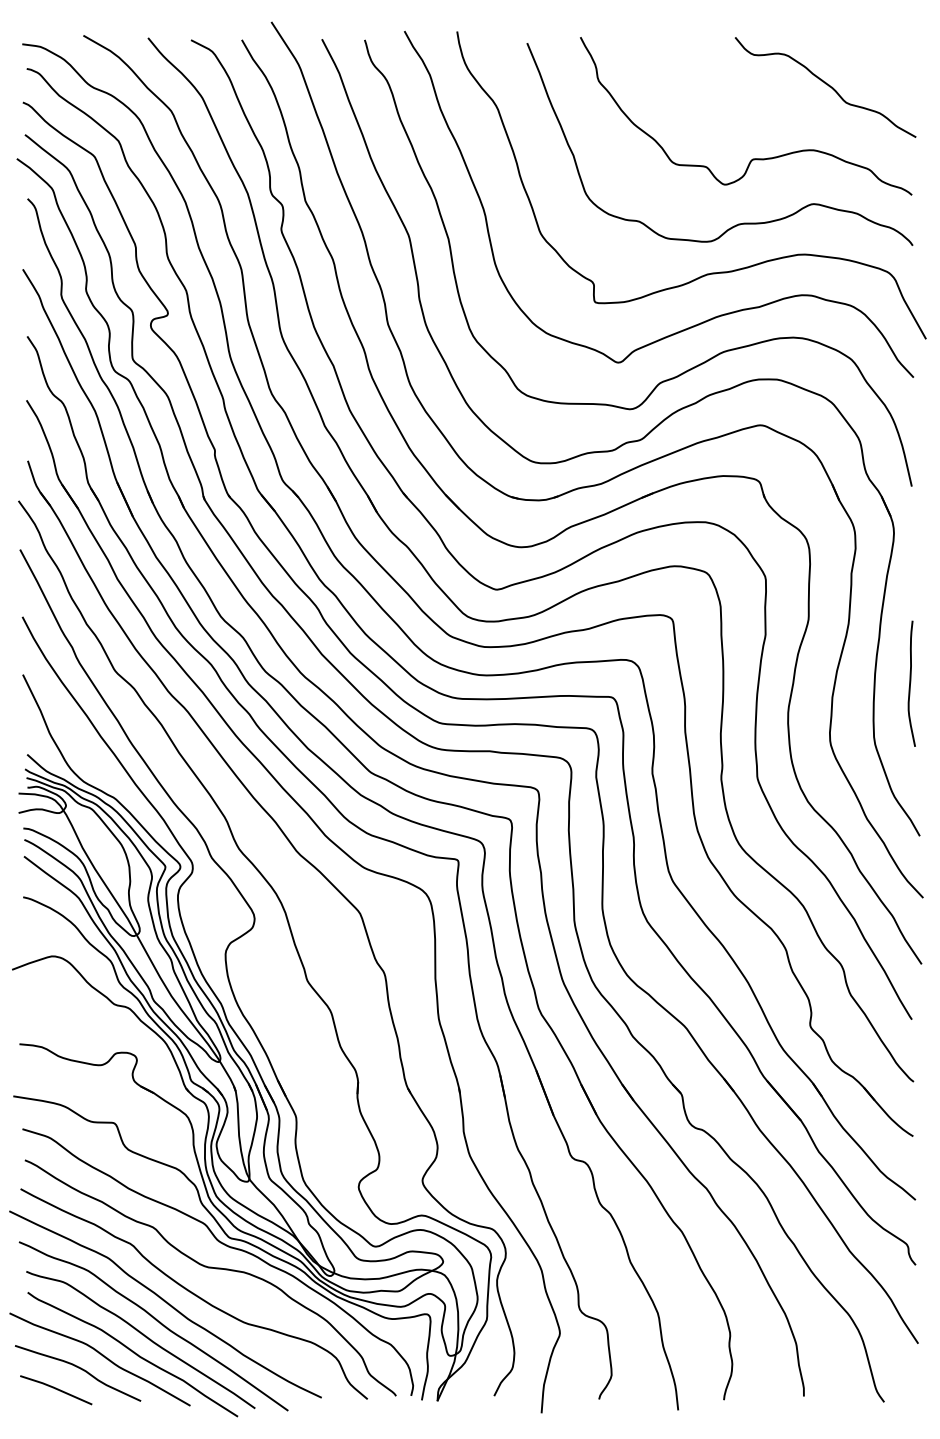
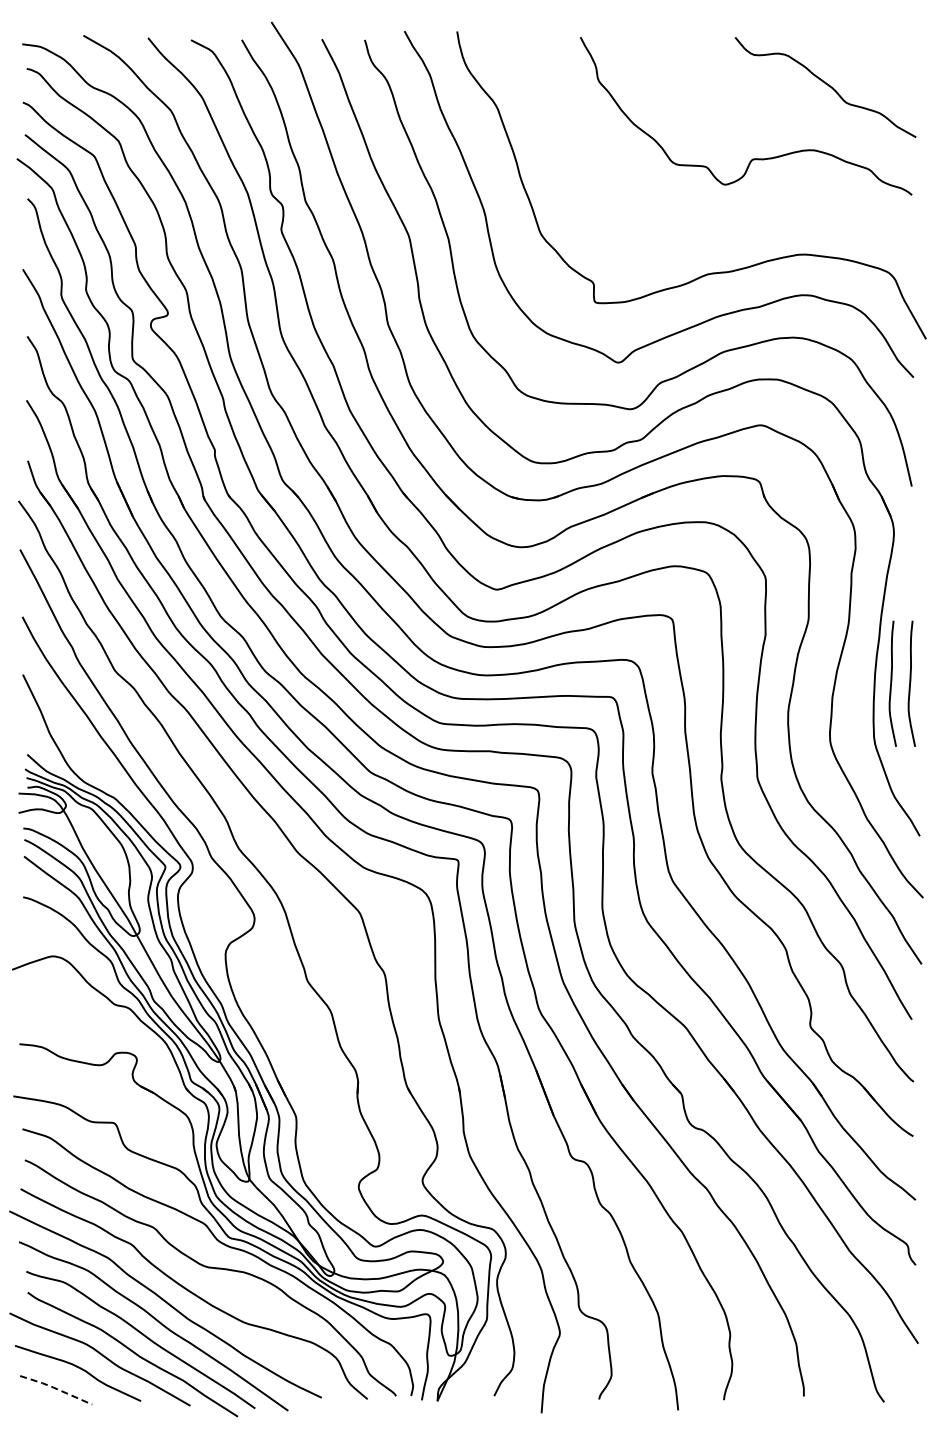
curve: present -> none (738, 223)
curve: none -> present (892, 682)
line: solid -> dashed (56, 1388)
